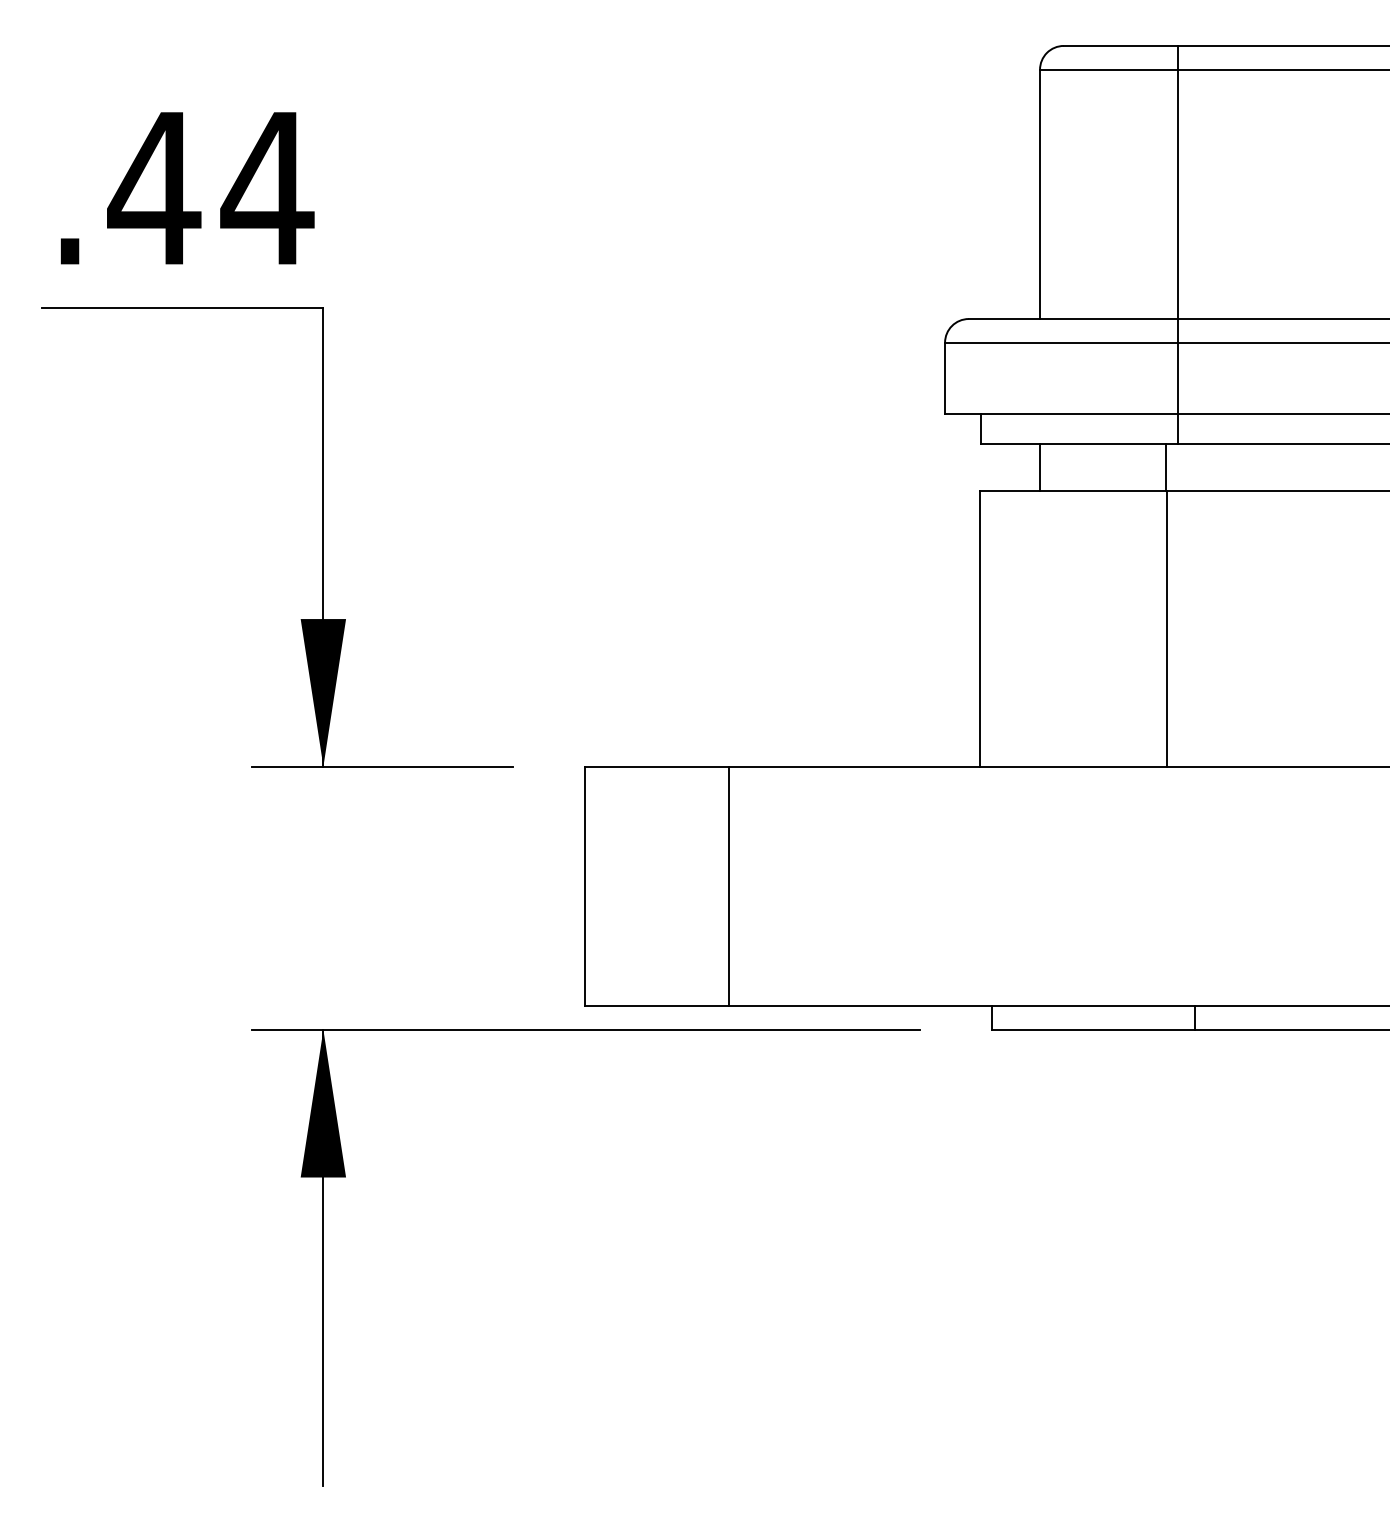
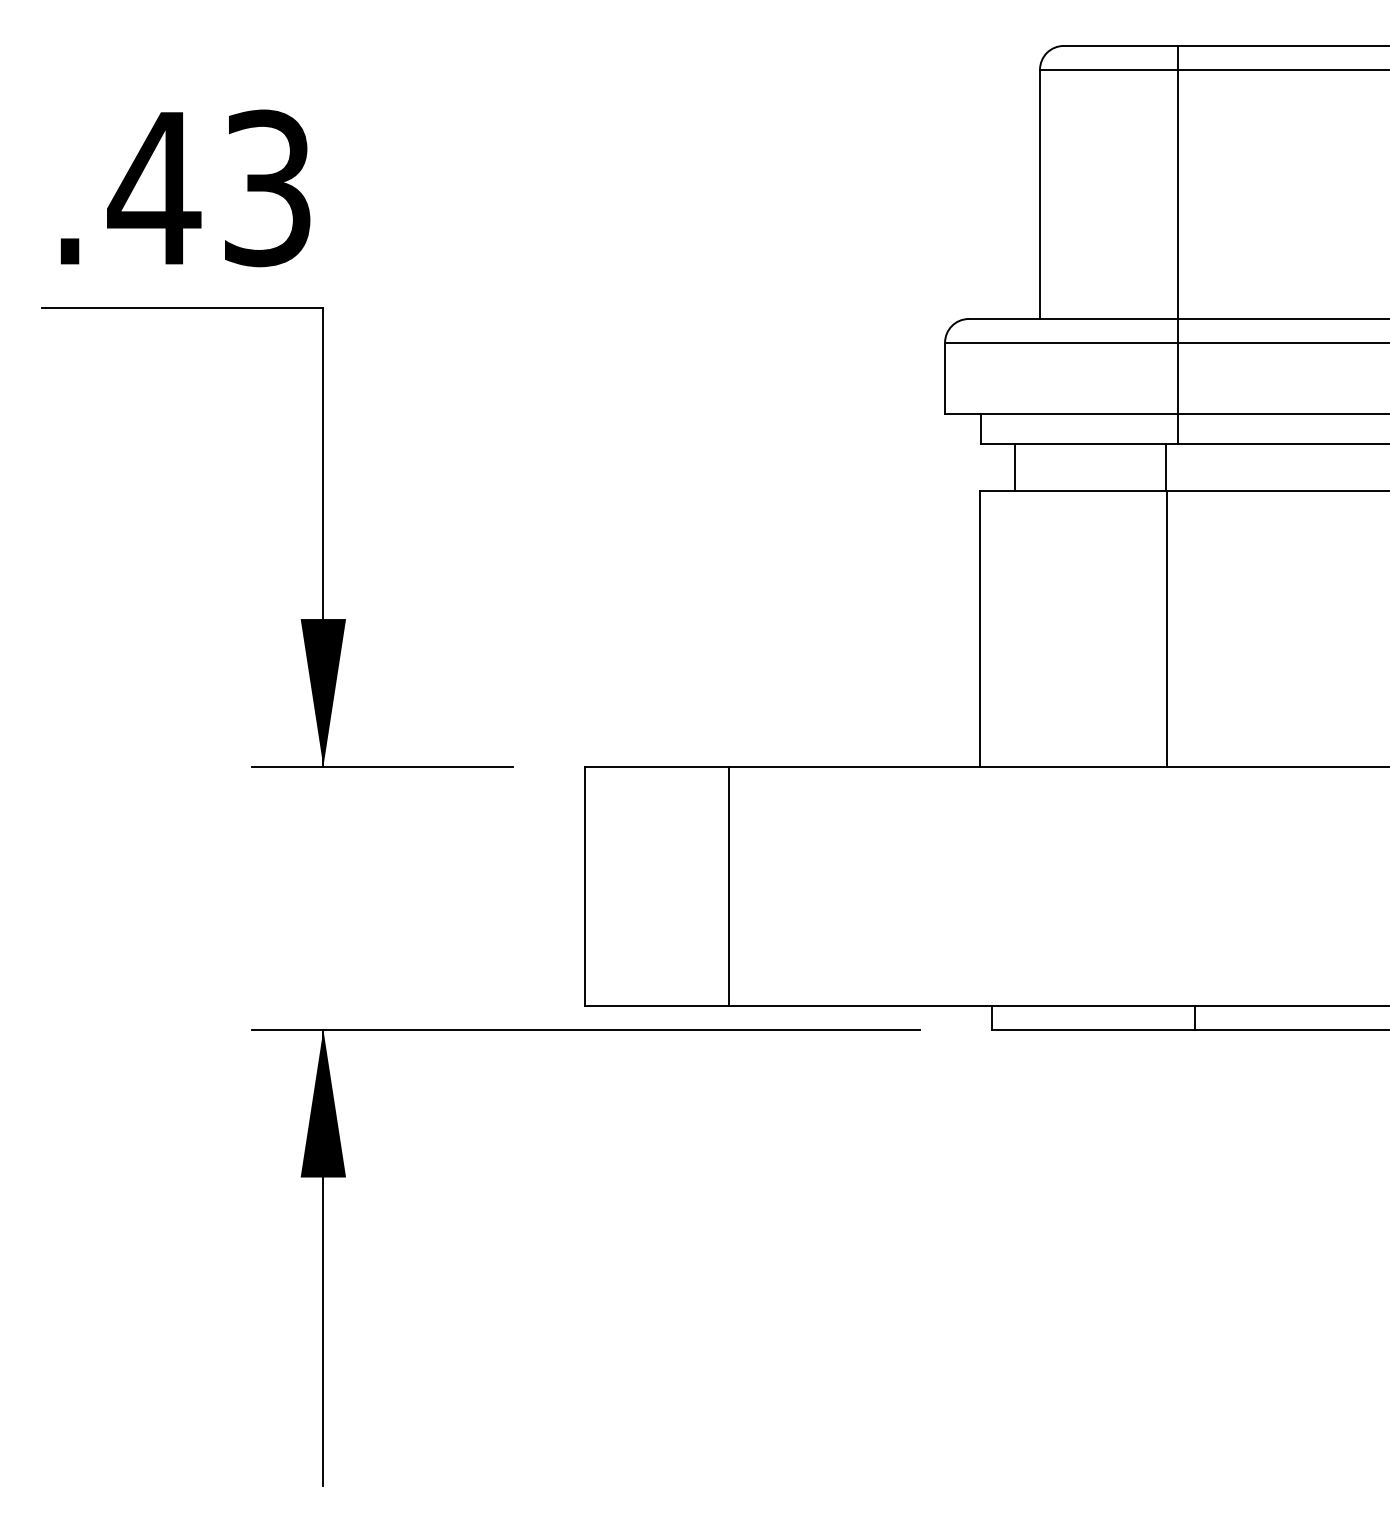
text: .44 -> .43 (267, 188)
line position: (1039, 467) -> (1014, 467) (1014, 467)
